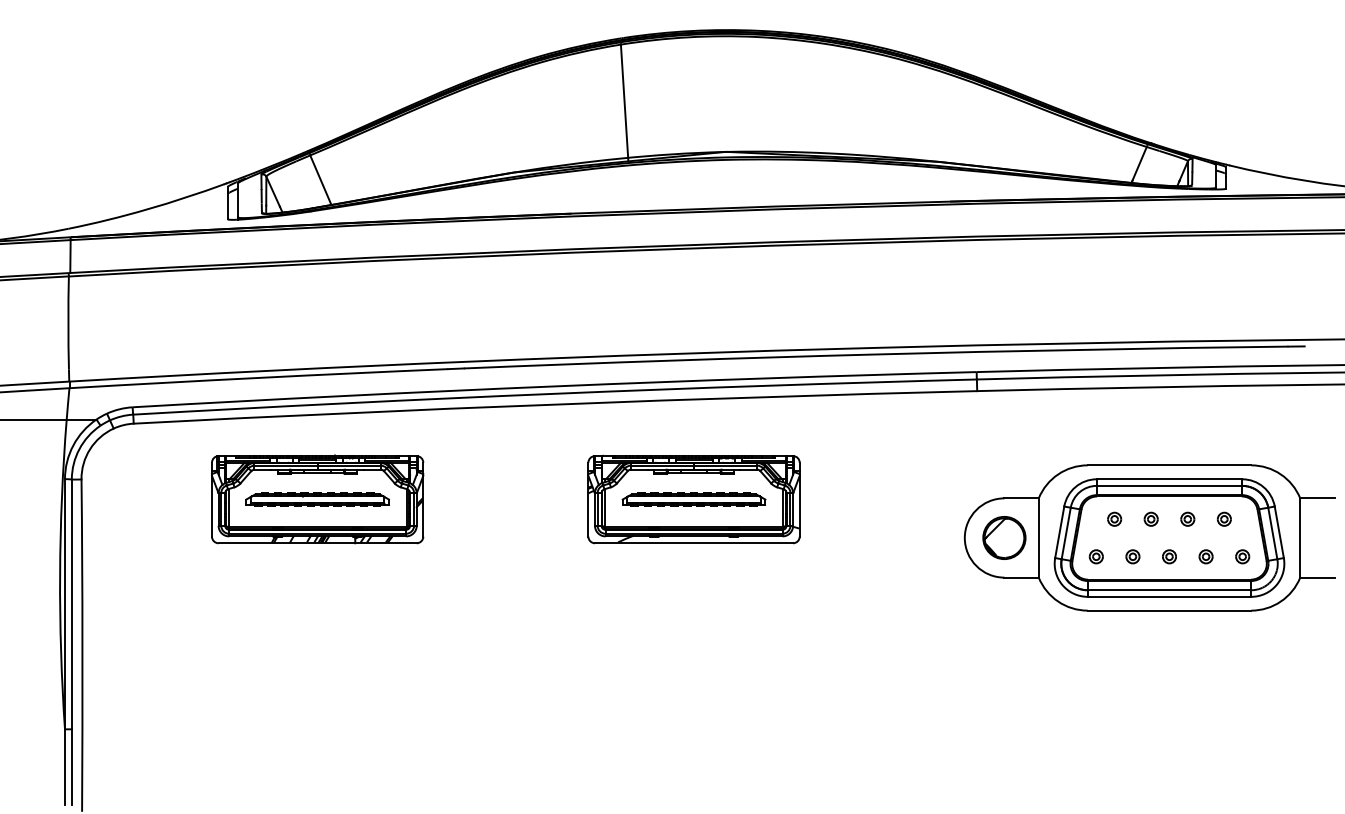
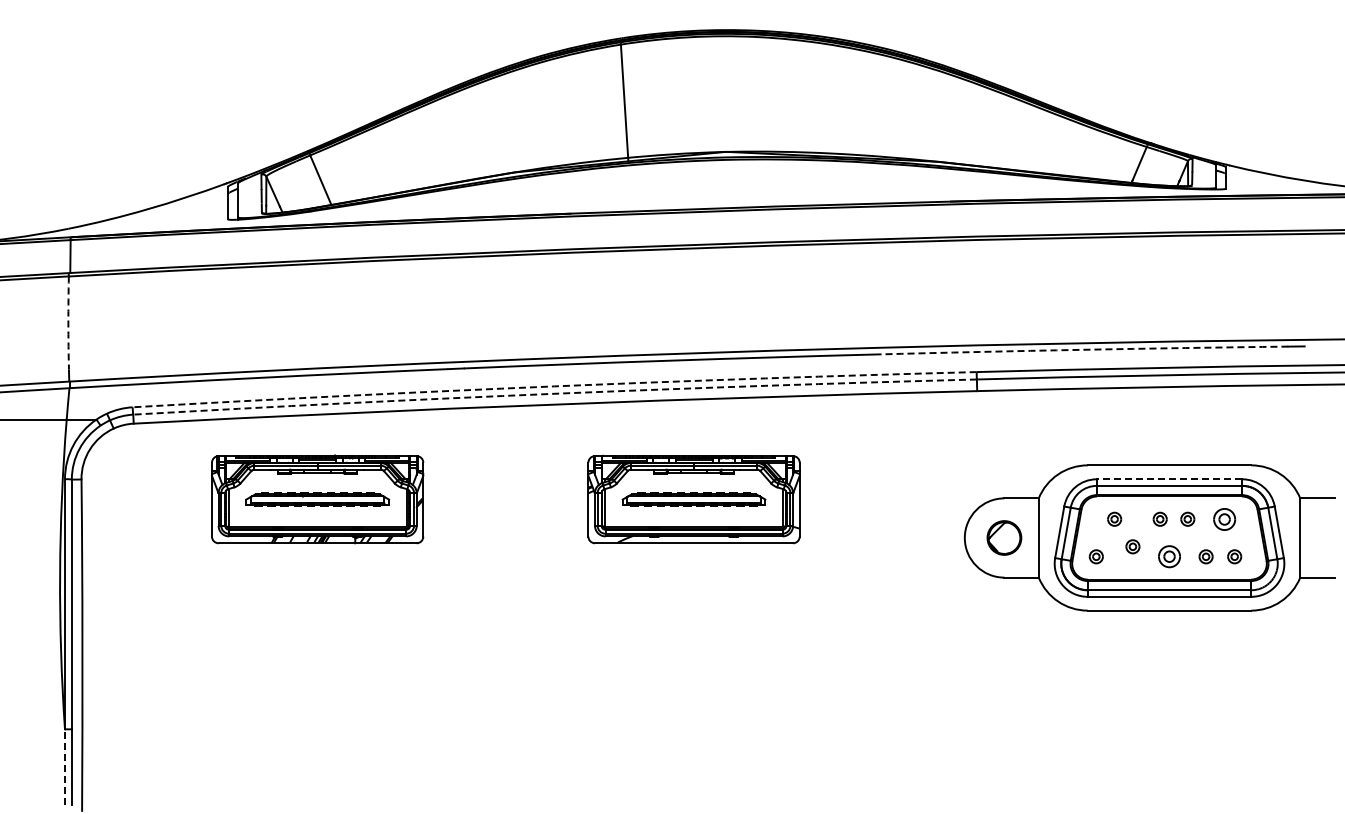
arc: solid -> dashed (68, 323)
arc: solid -> dashed (1082, 349)
arc: solid -> dashed (554, 386)
arc: solid -> dashed (554, 393)
line: solid -> dashed (1169, 479)
part position: (1150, 518) -> (1159, 518) (1159, 518)
part size: 16x16 px -> 24x23 px (1224, 519)
part size: 45x44 px -> 37x36 px (1004, 537)
part position: (1132, 556) -> (1132, 546) (1132, 546)
part size: 15x16 px -> 23x24 px (1169, 556)
part position: (1242, 556) -> (1234, 556) (1234, 556)
line: solid -> dashed (64, 766)
